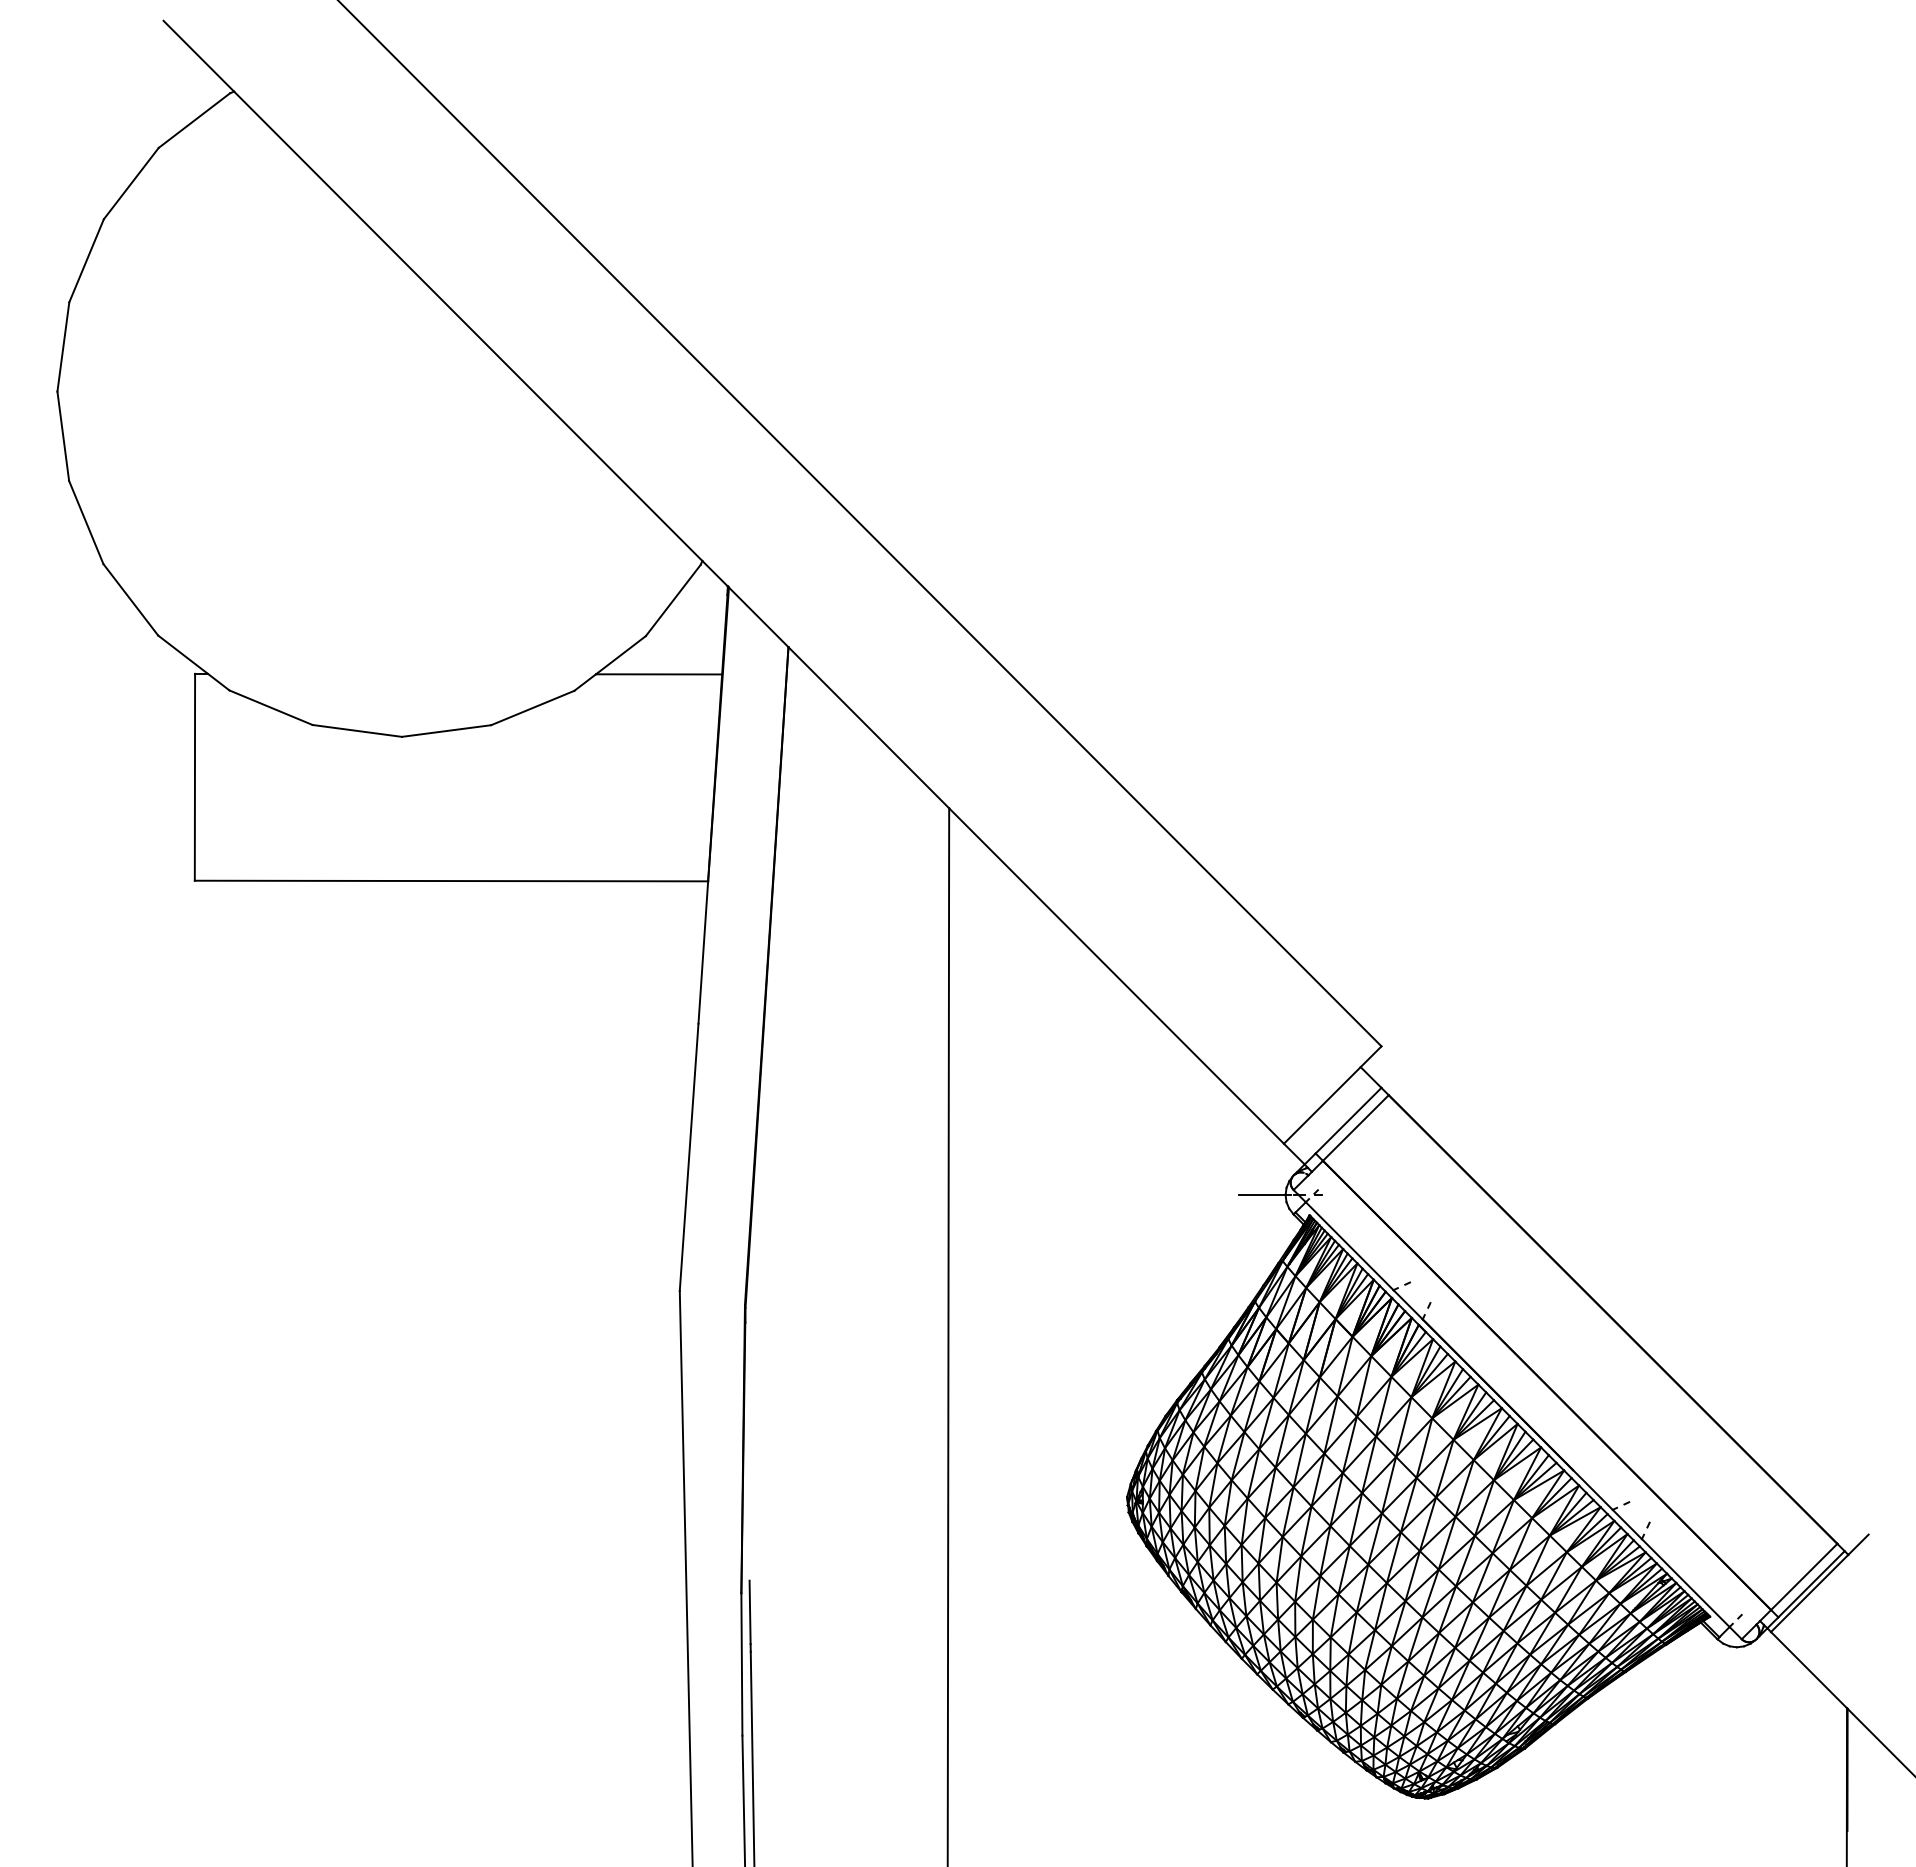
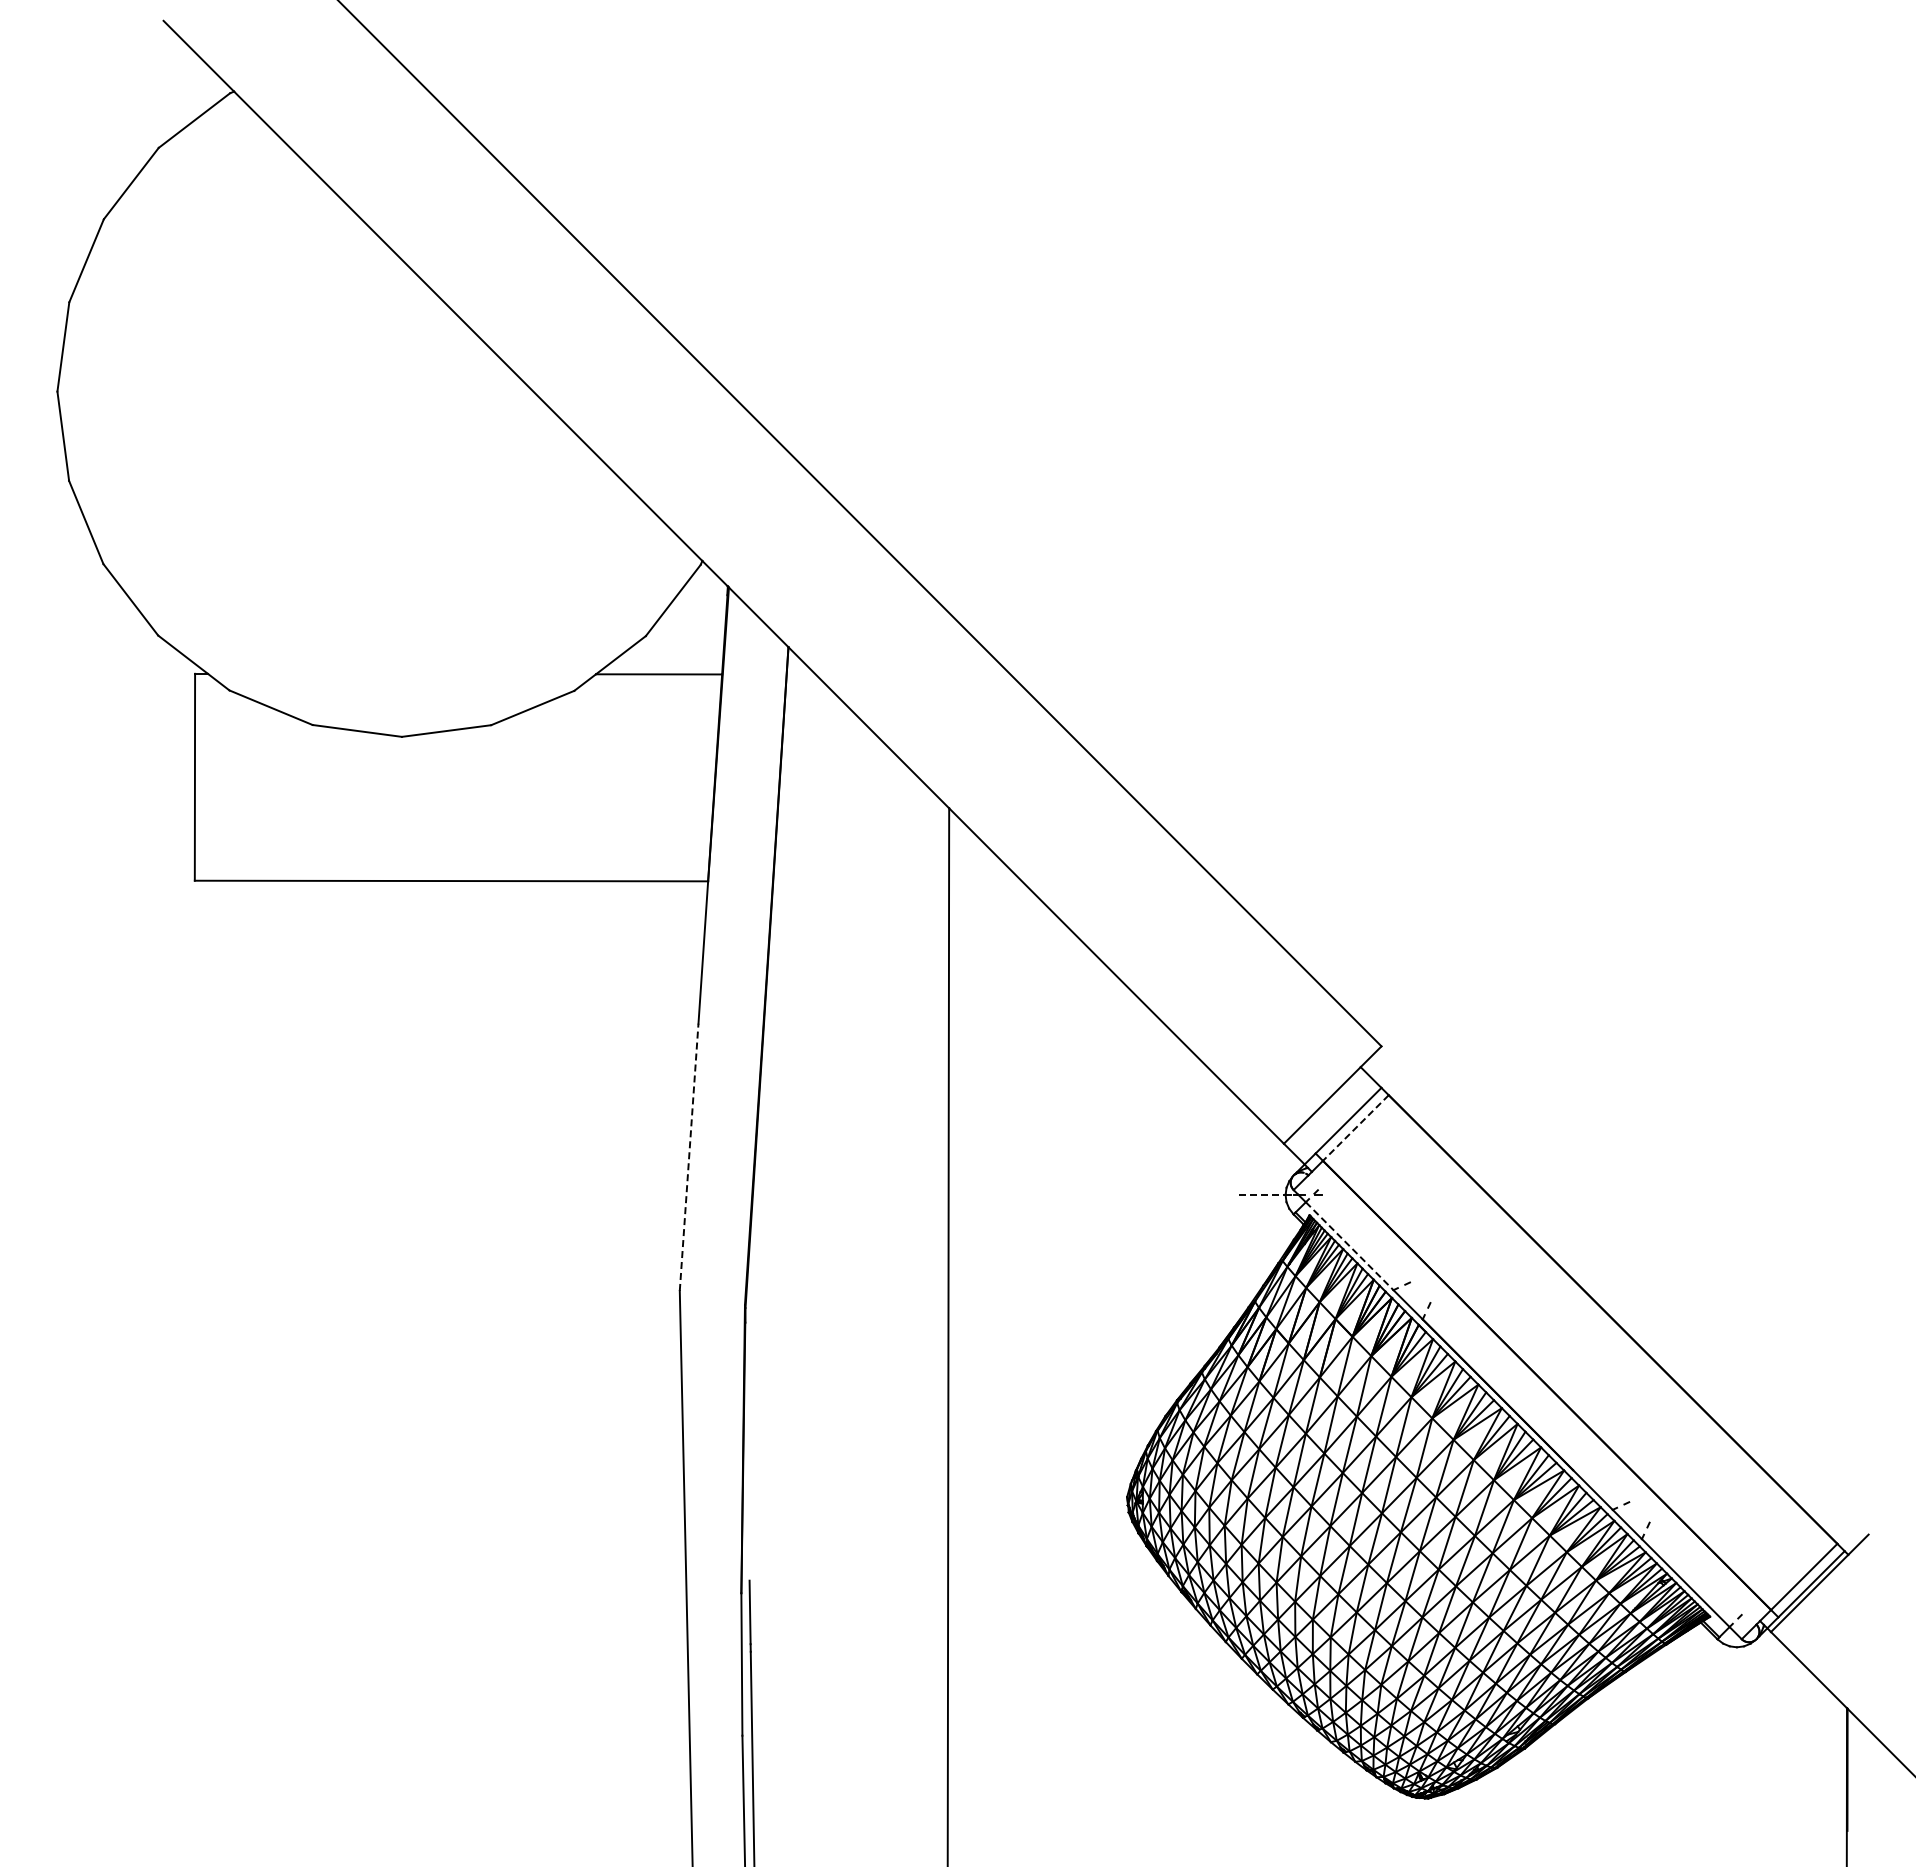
line: solid -> dashed (1355, 1128)
line: solid -> dashed (689, 1157)
line: solid -> dashed (1263, 1194)
line: solid -> dashed (1350, 1246)
